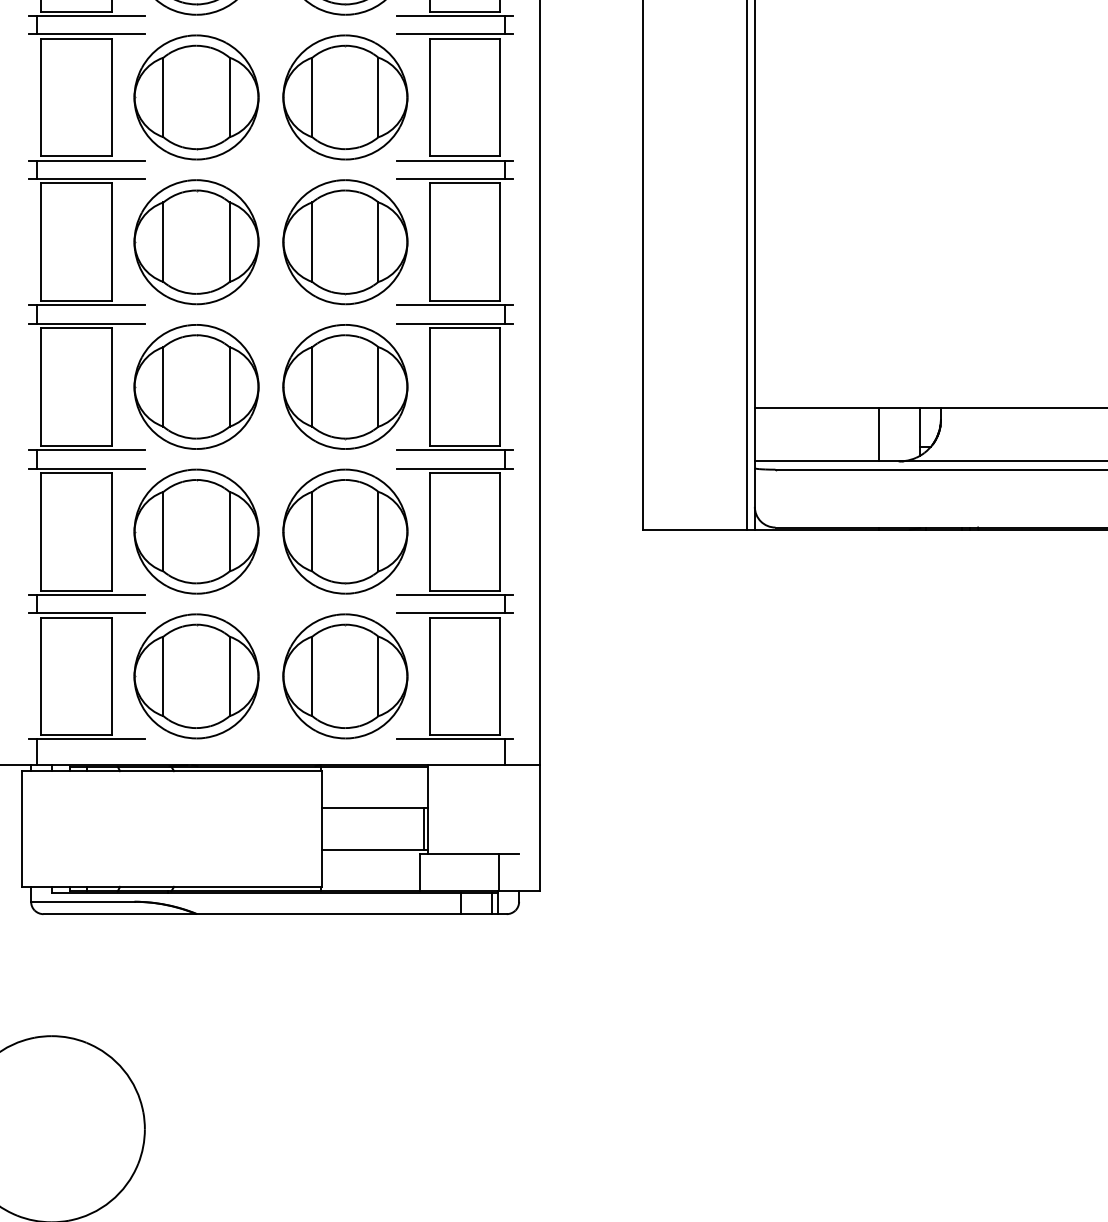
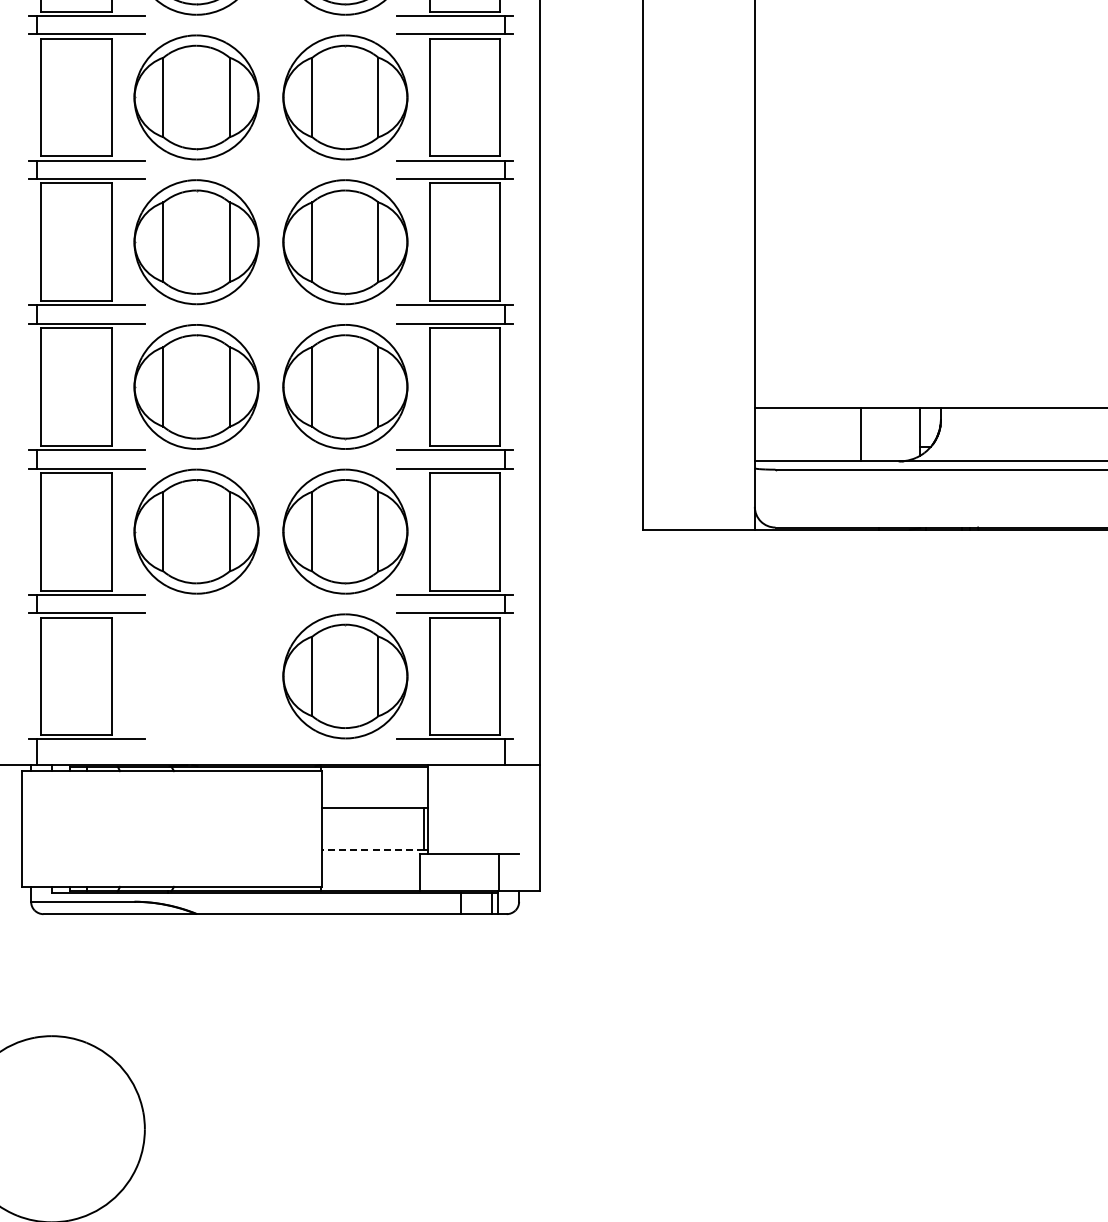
line: present -> none (746, 265)
line position: (878, 434) -> (860, 434) (860, 434)
part: present -> none (196, 676)
line: solid -> dashed (372, 849)
